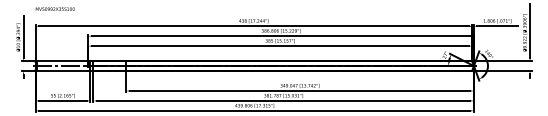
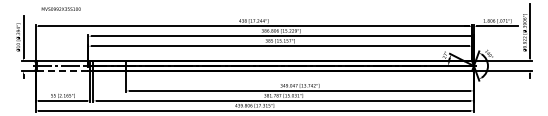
text position: (54, 8) -> (60, 8) (60, 8)
line: solid -> dashed (62, 71)
